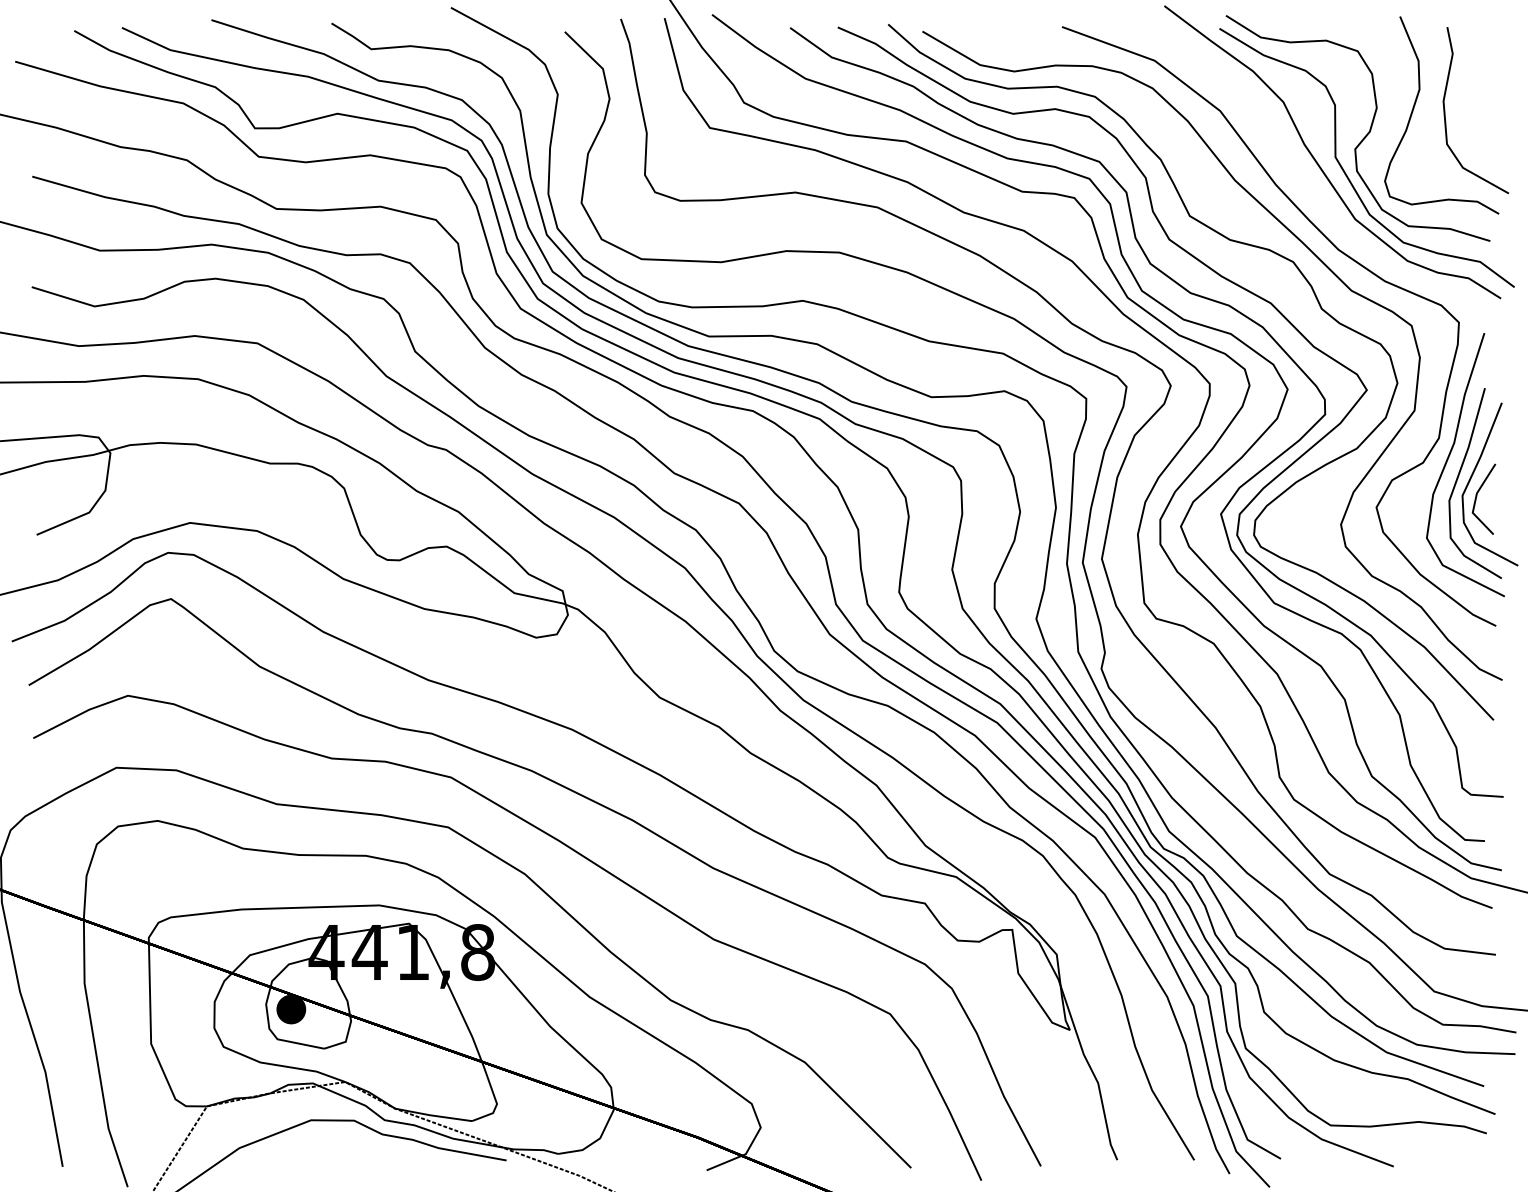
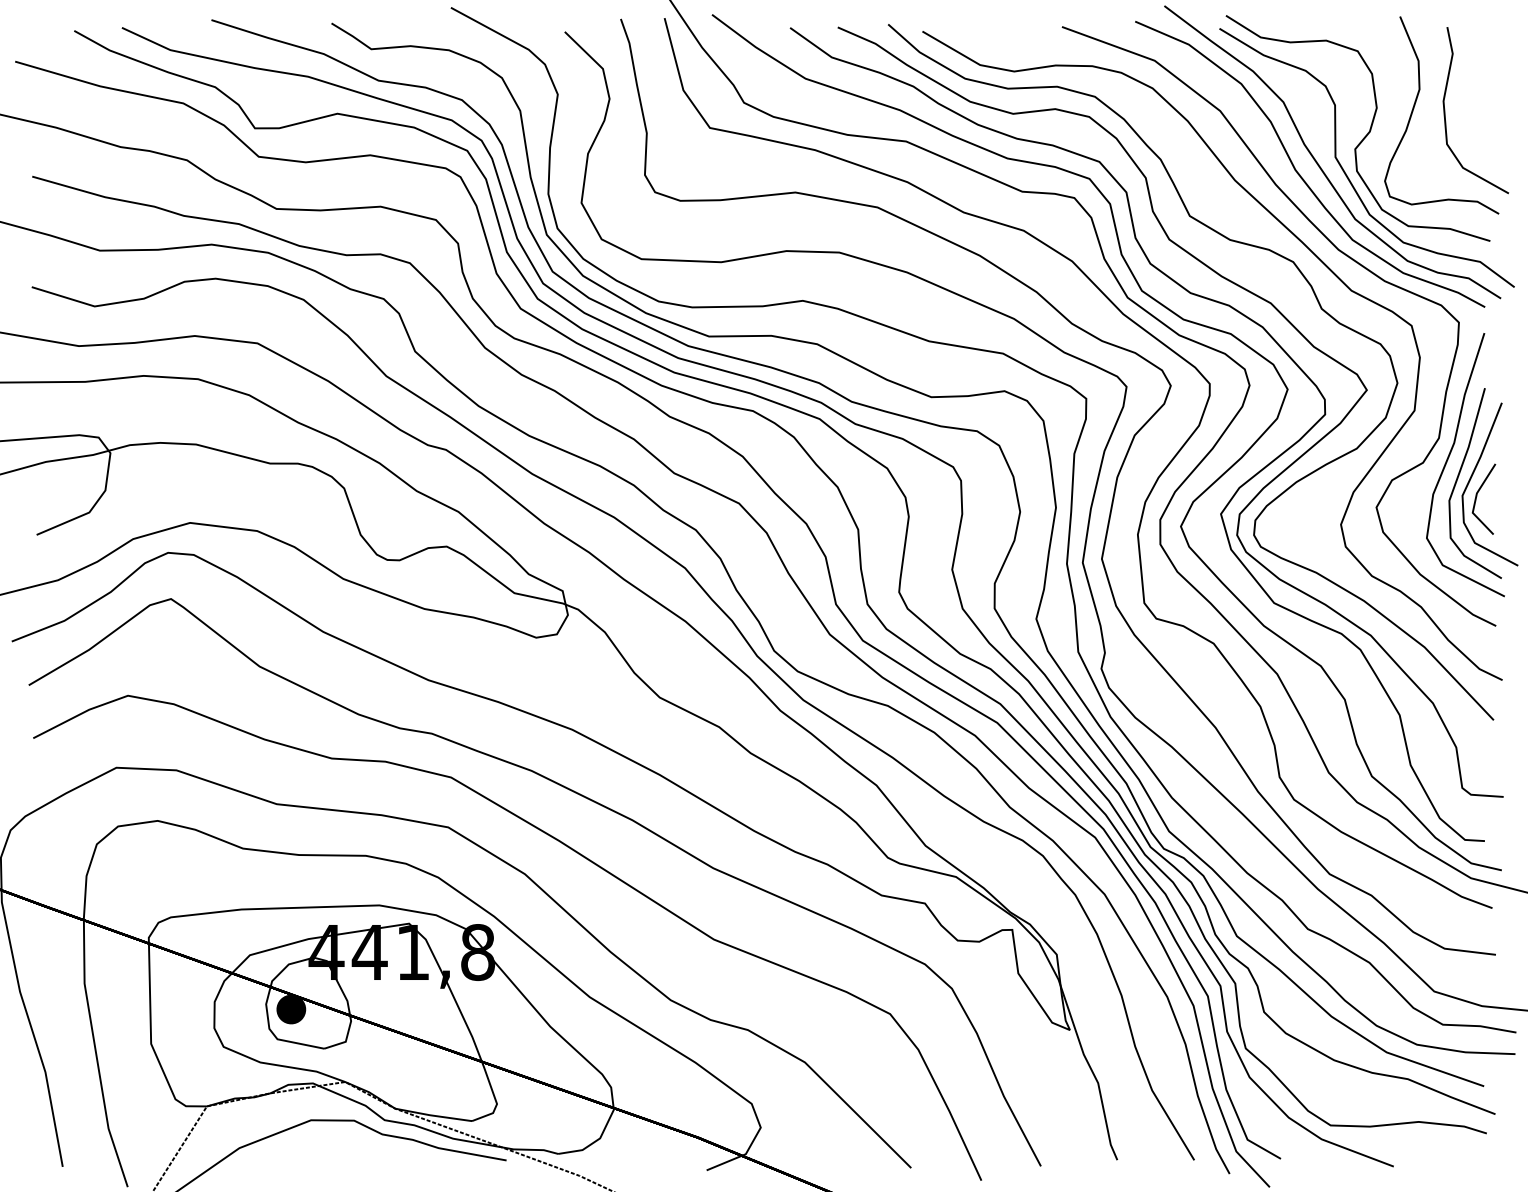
curve: none -> present (1300, 174)
